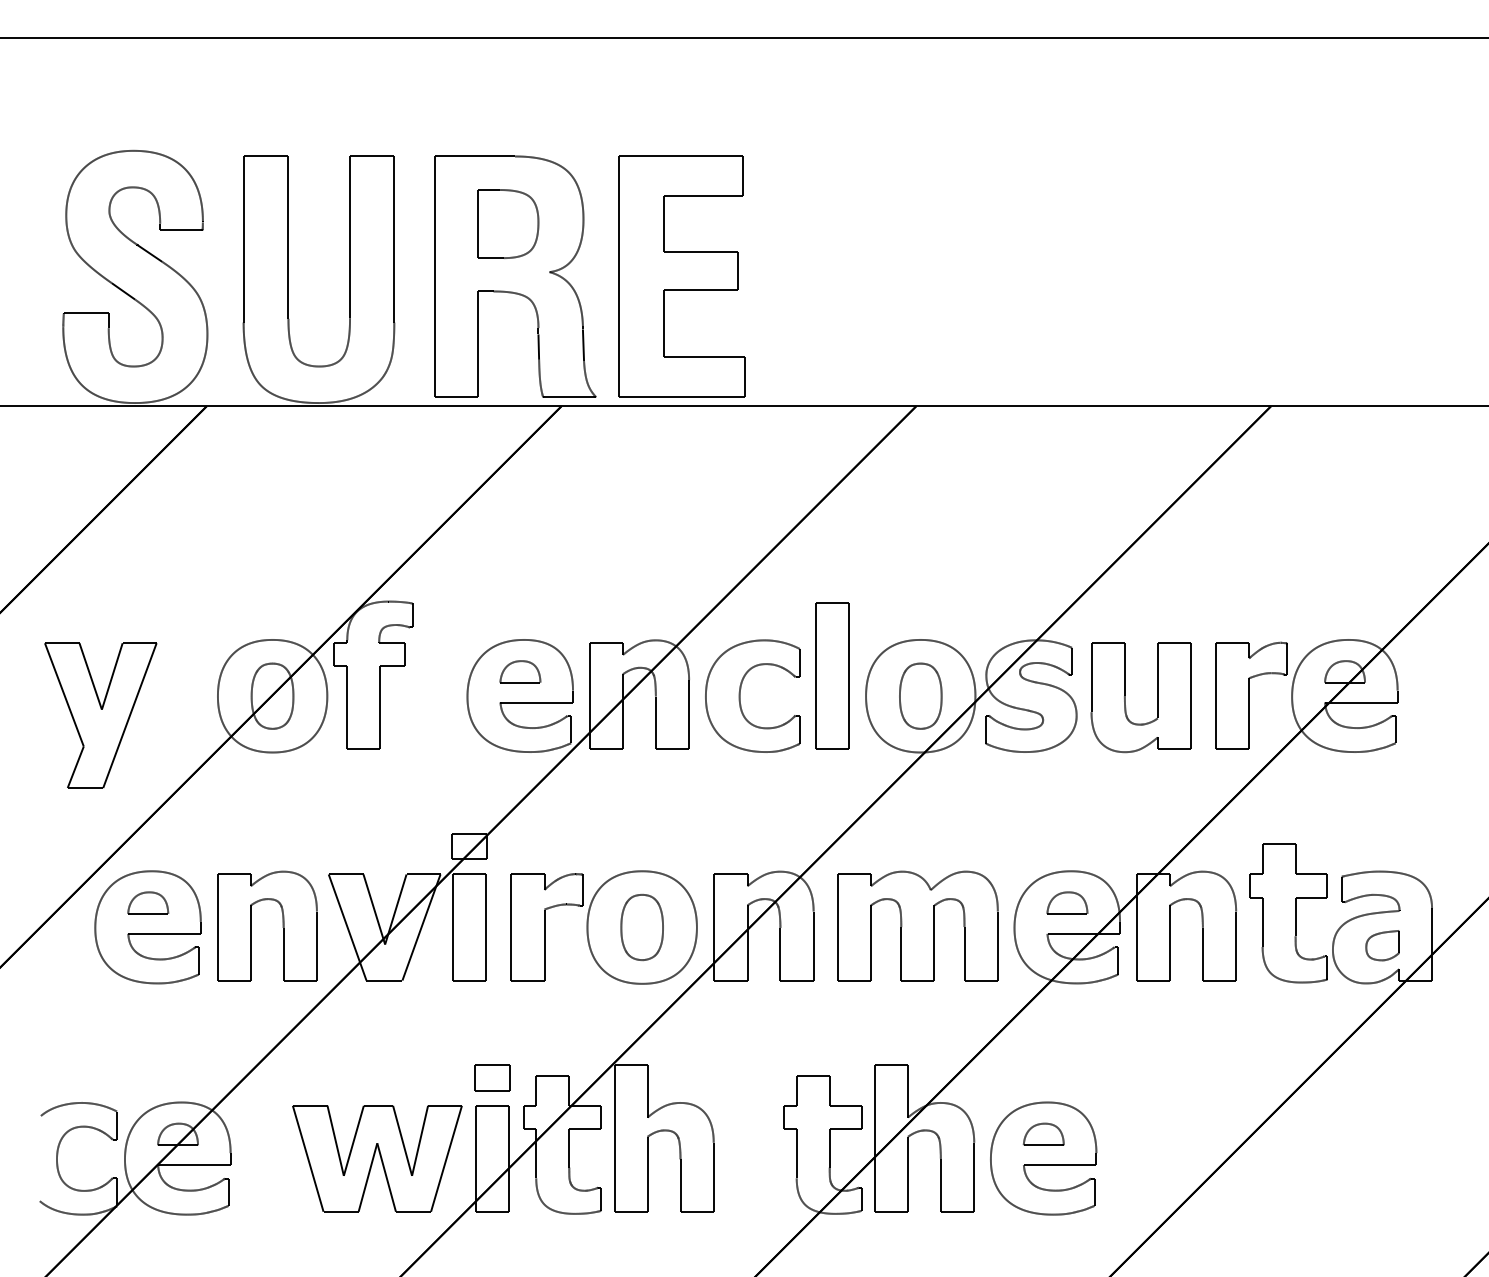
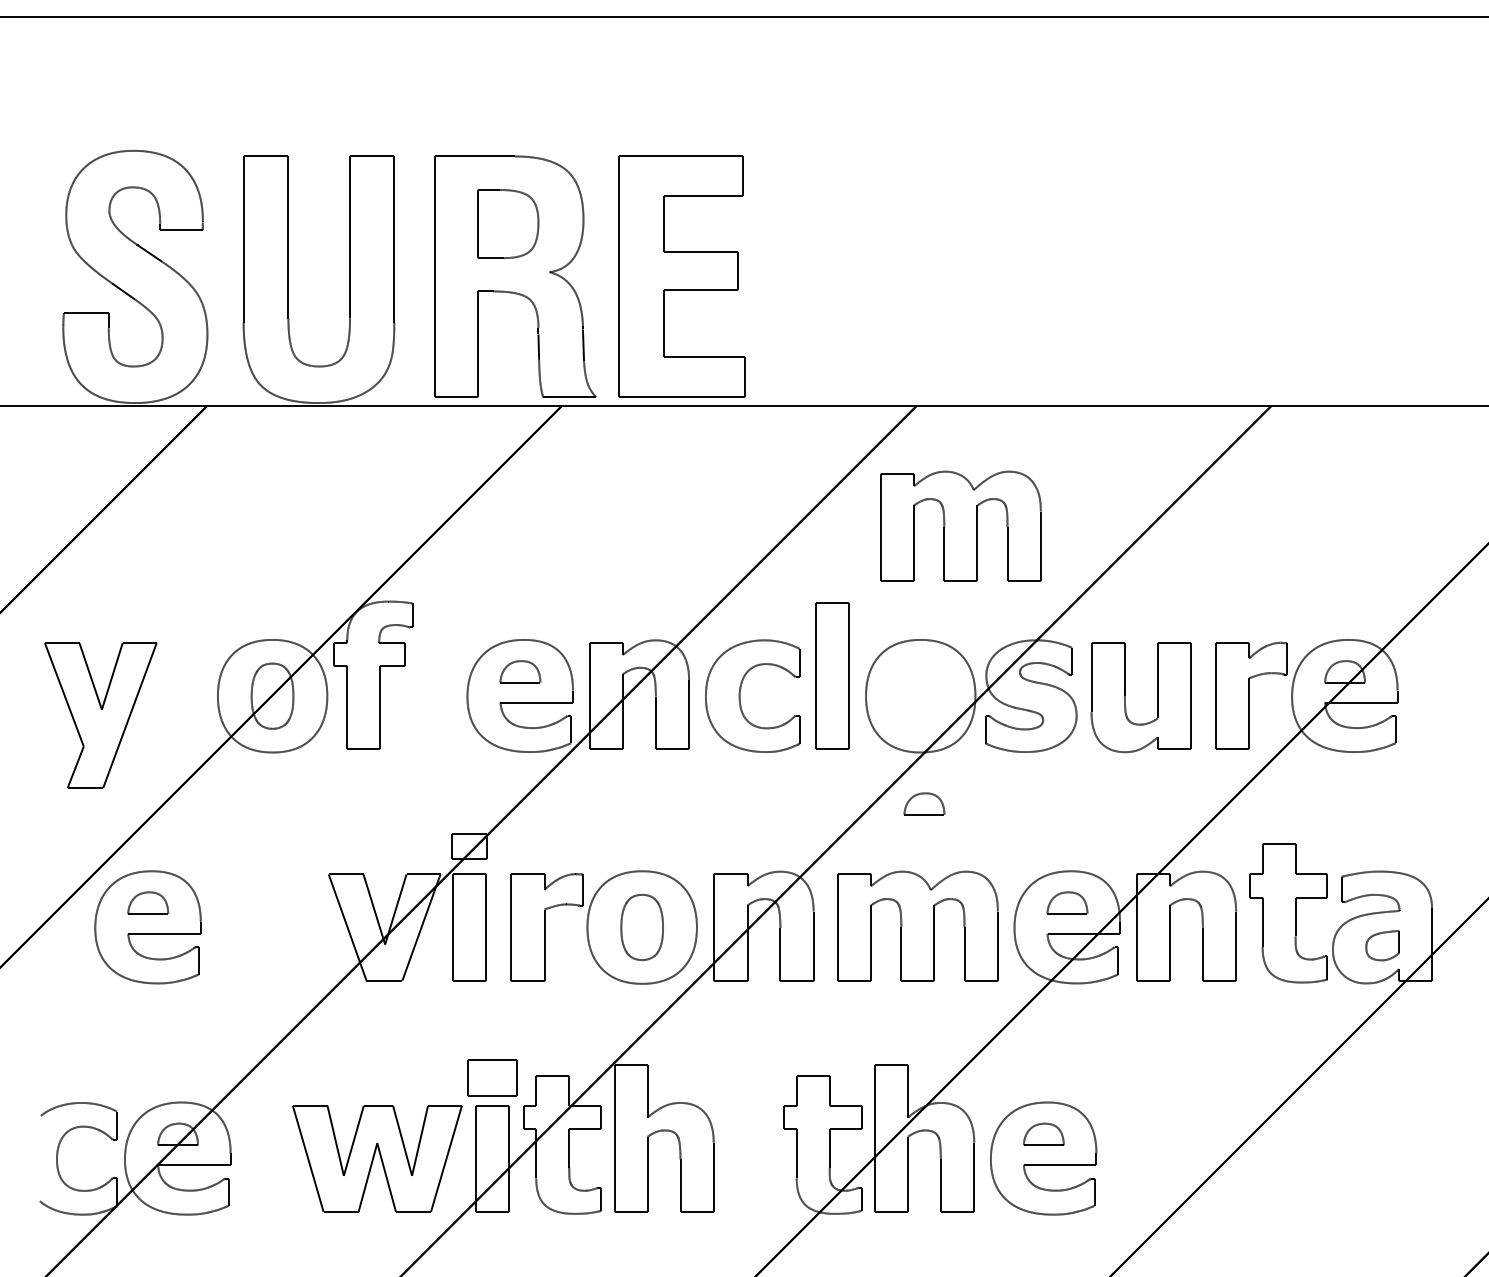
line position: (743, 38) -> (743, 17) (743, 17)
part: none -> present (960, 525)
part: present -> none (920, 695)
part: none -> present (924, 803)
part: present -> none (282, 925)
part size: 37x28 px -> 51x38 px (492, 1077)
